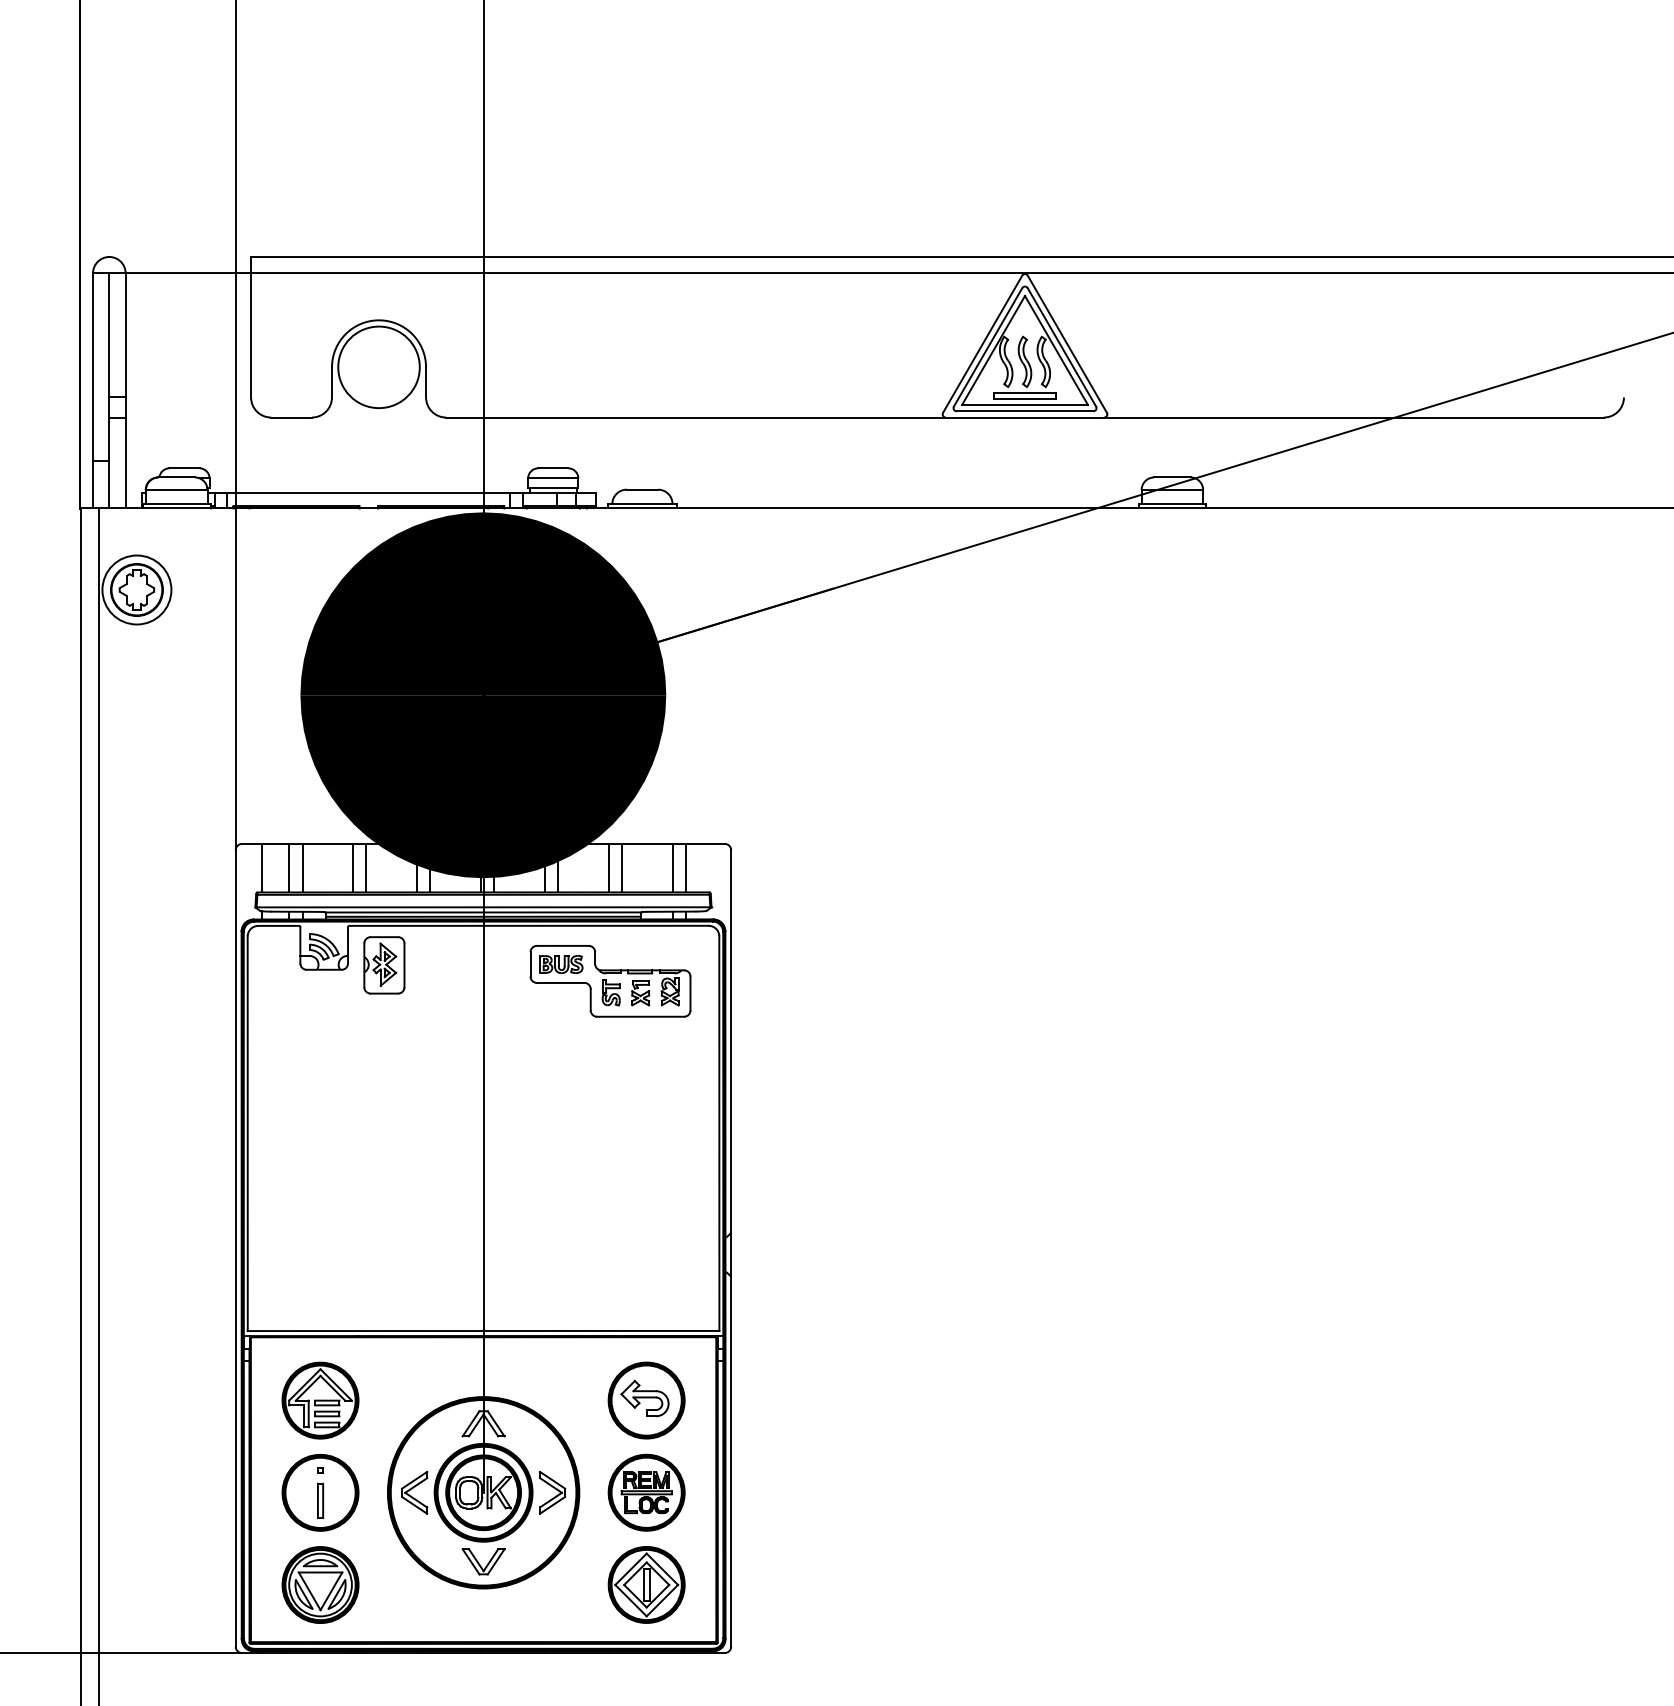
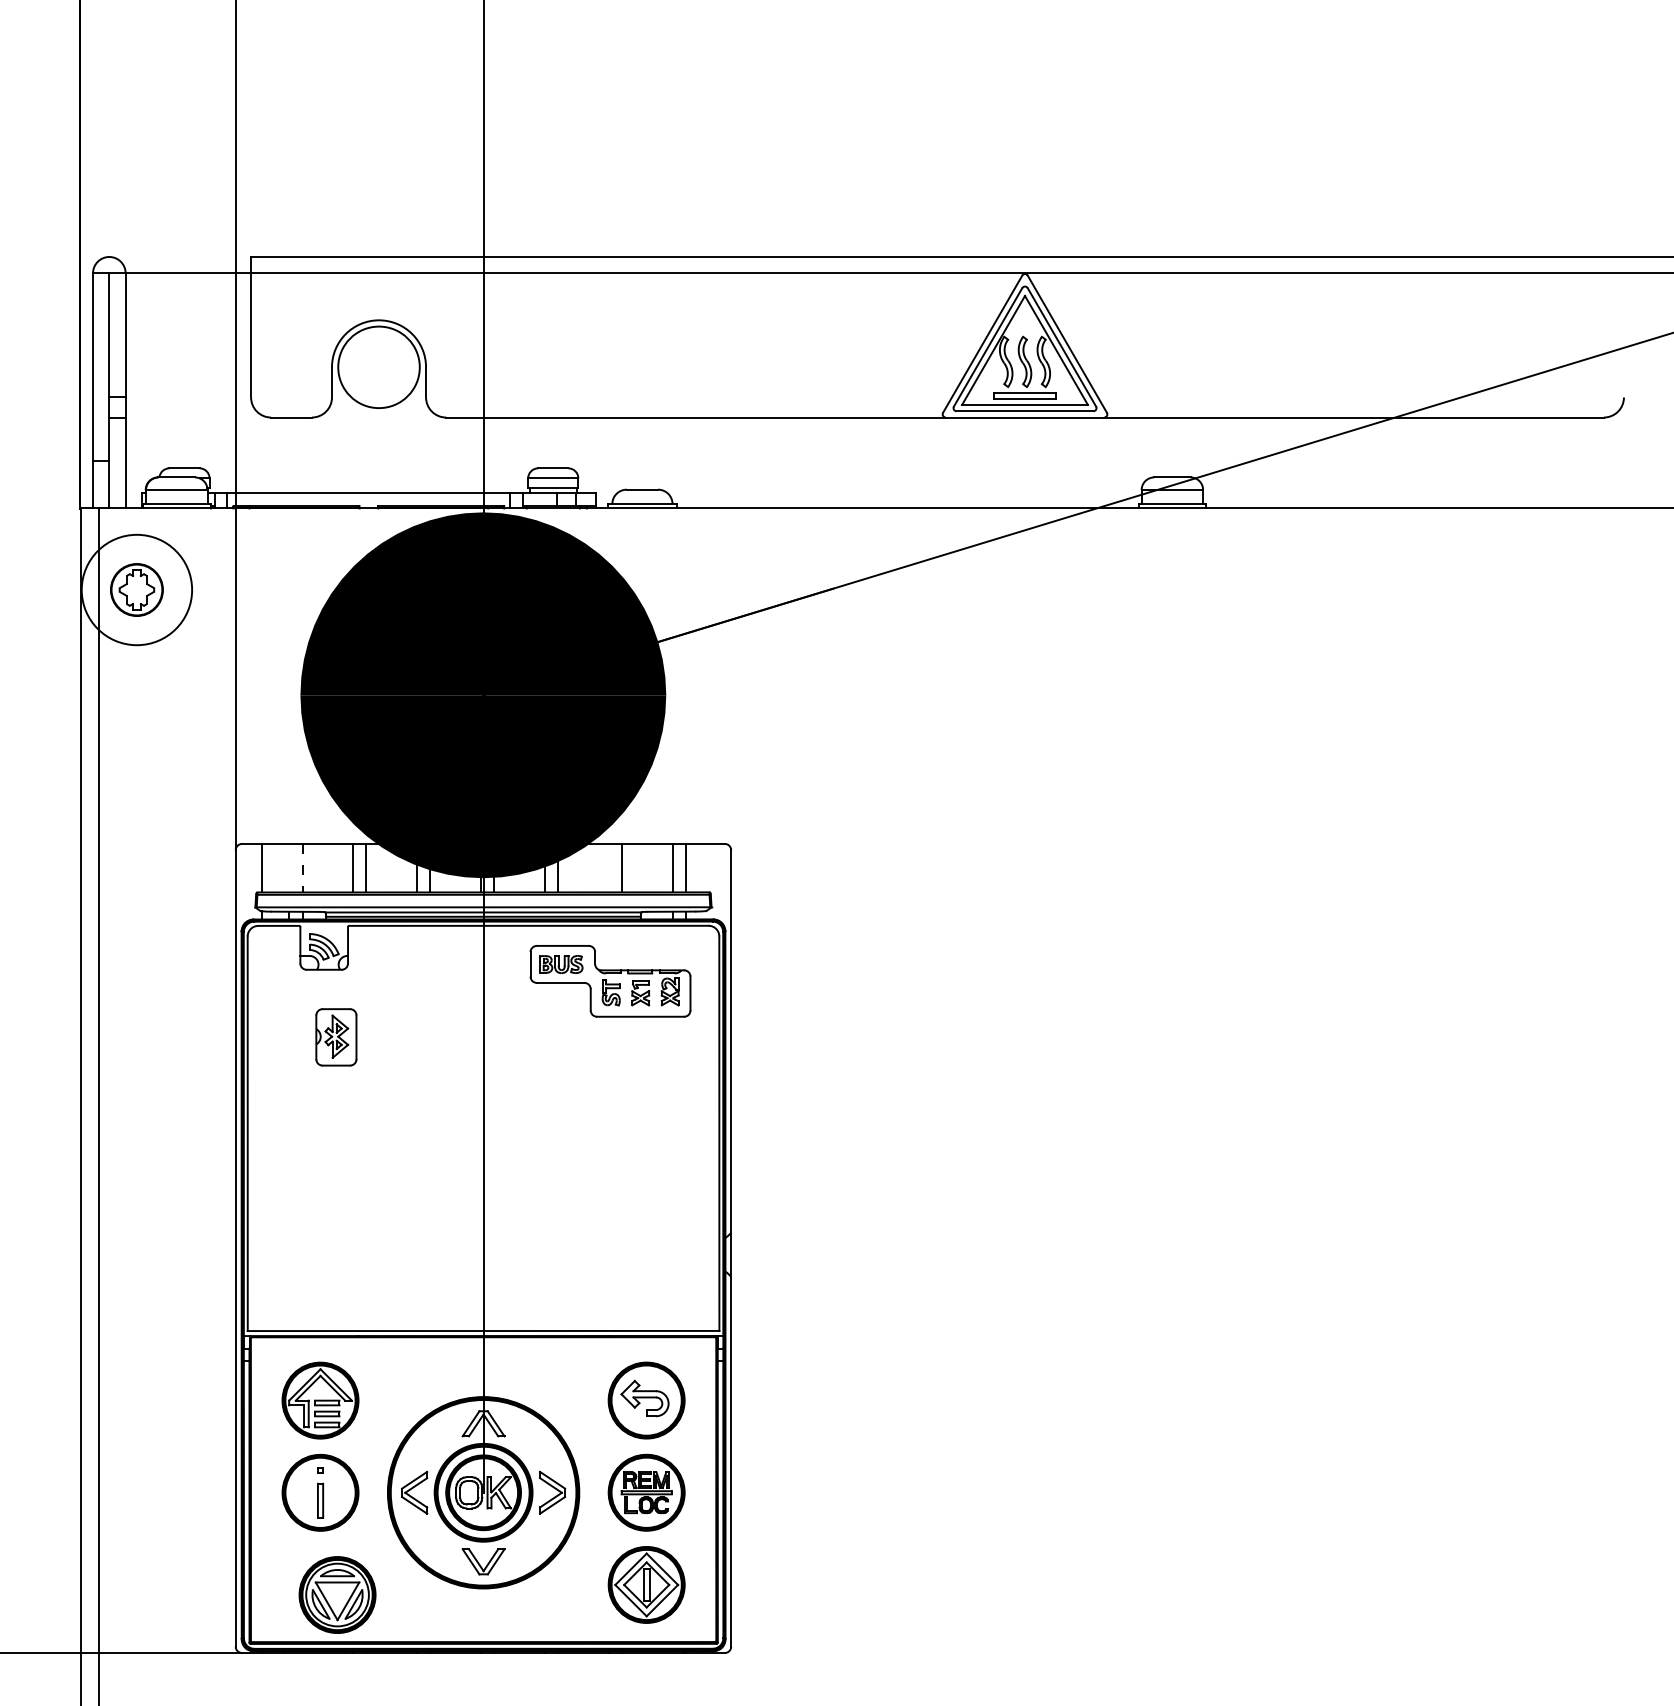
circle diameter: 69 px -> 110 px (136, 589)
line: present -> none (288, 867)
line: present -> none (608, 867)
line: solid -> dashed (302, 868)
part position: (384, 965) -> (336, 1037) (336, 1037)
part position: (320, 1584) -> (337, 1594) (337, 1594)
